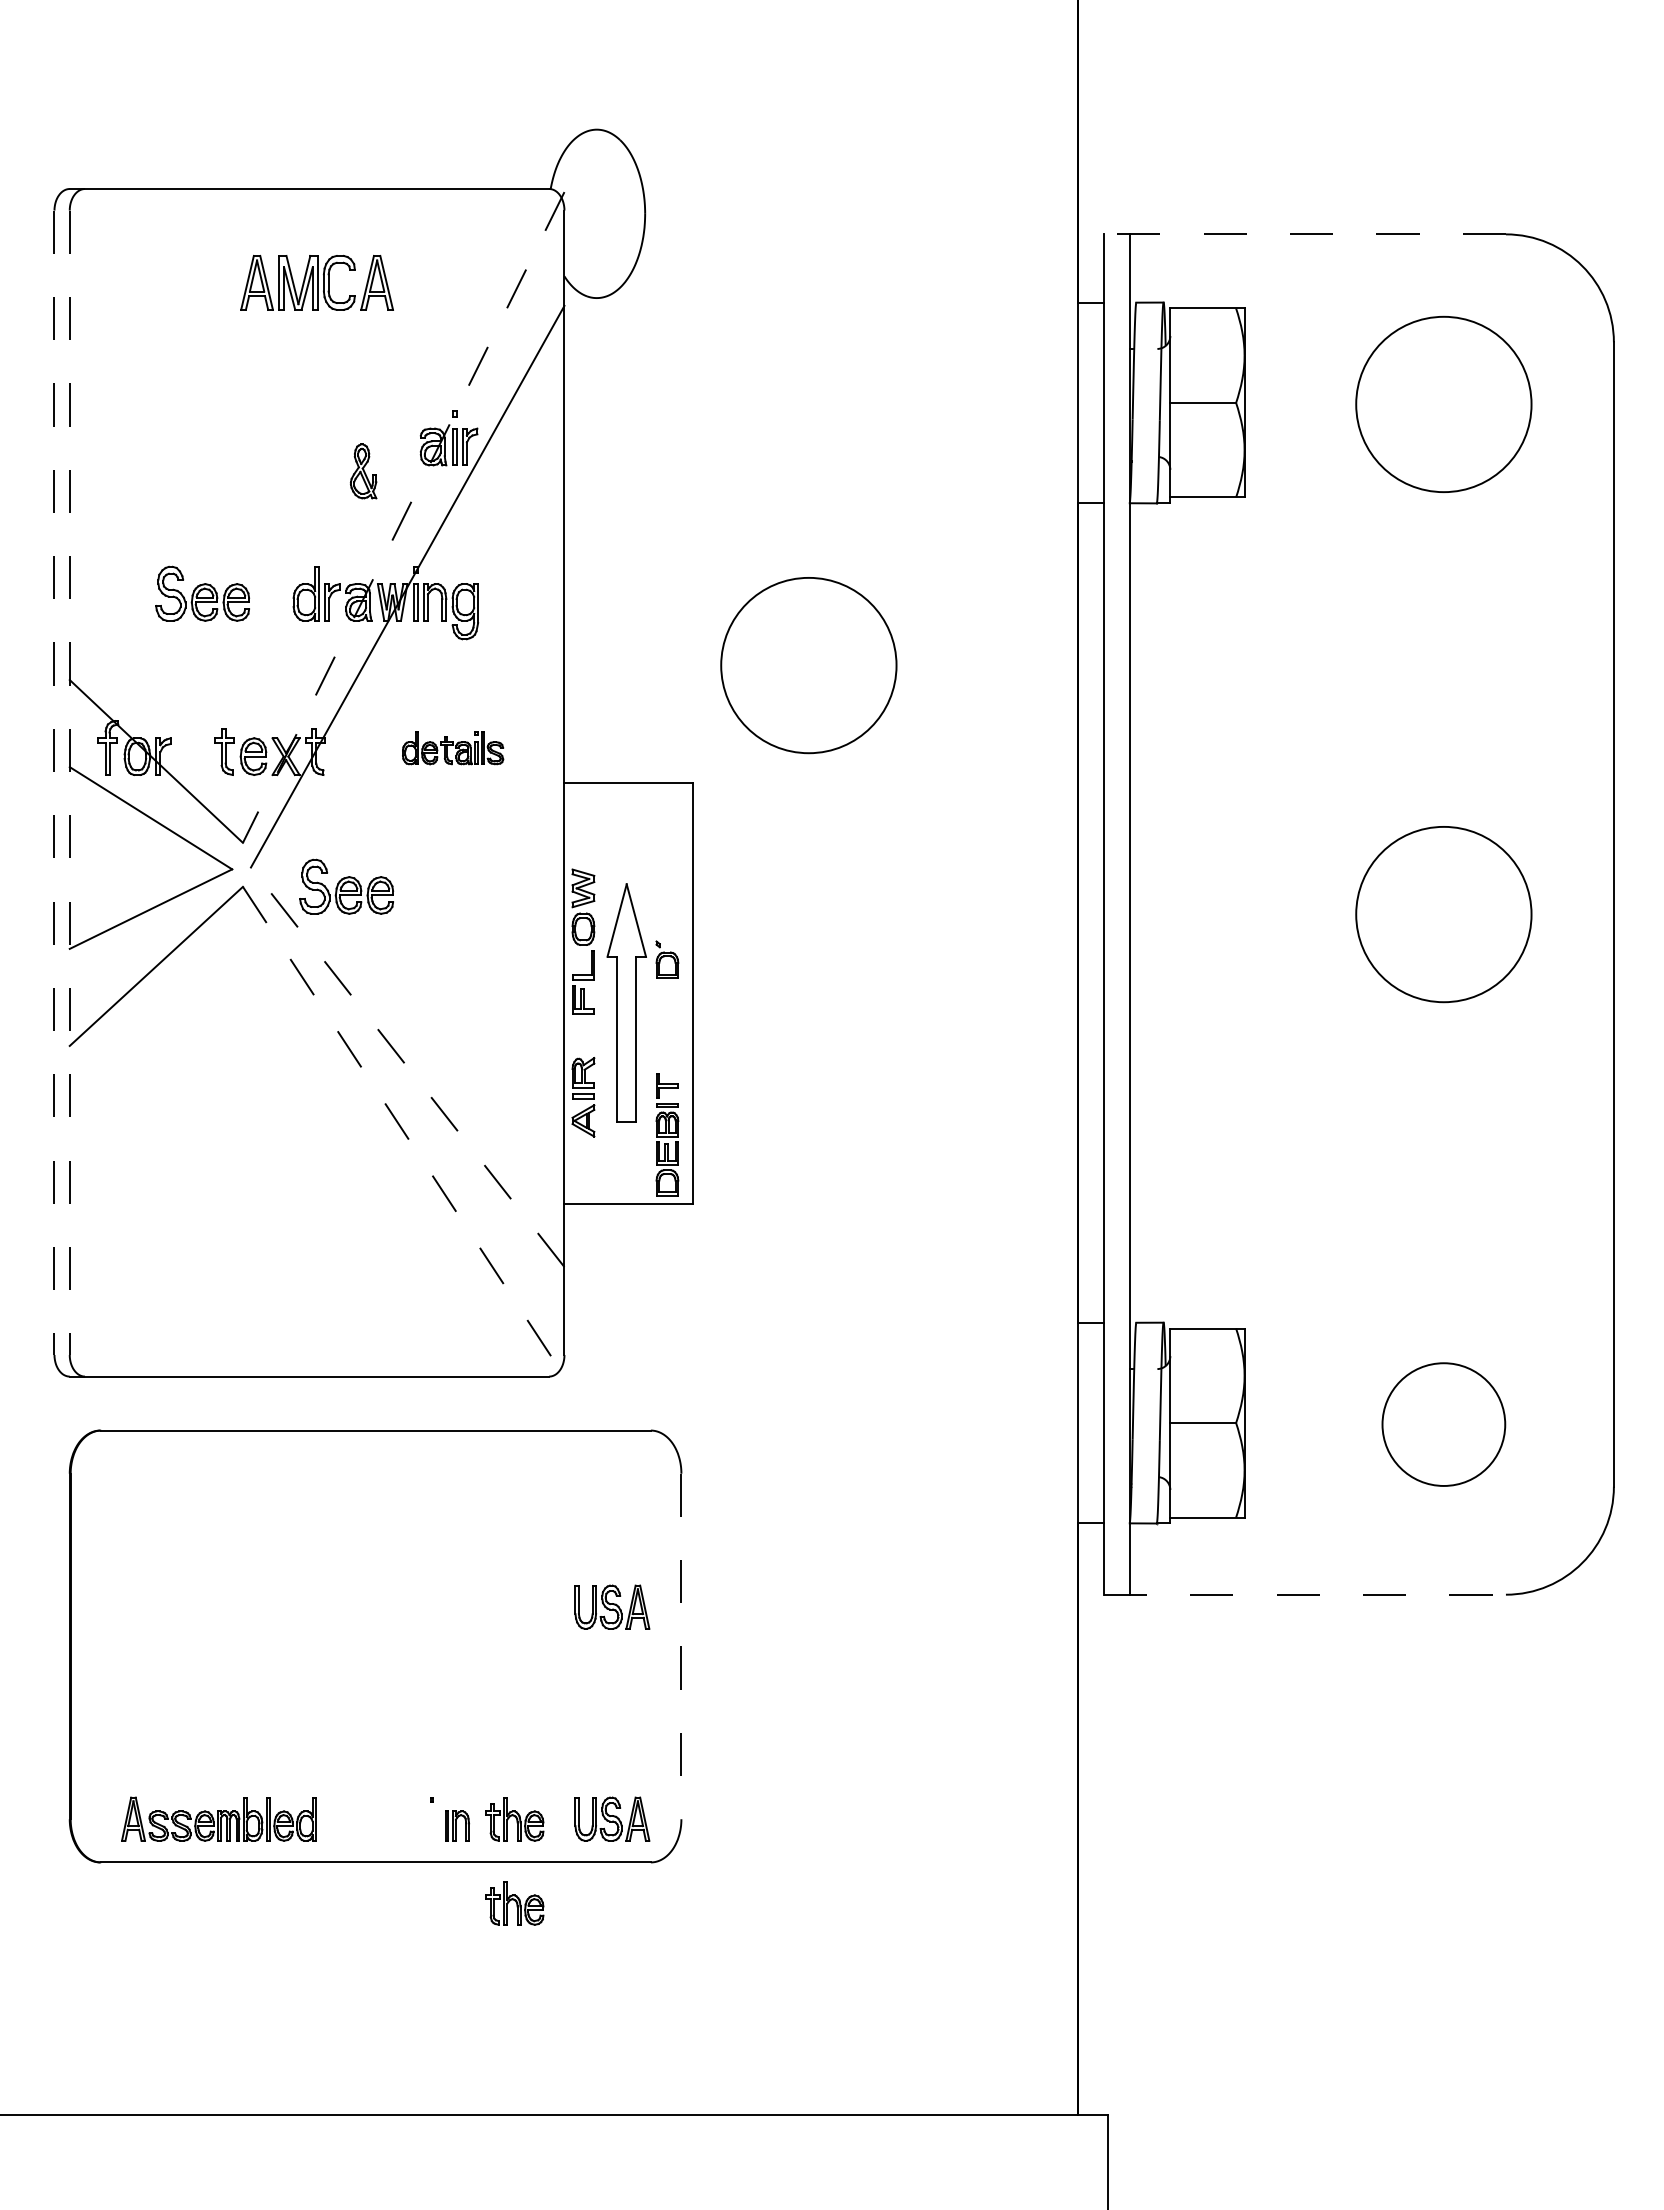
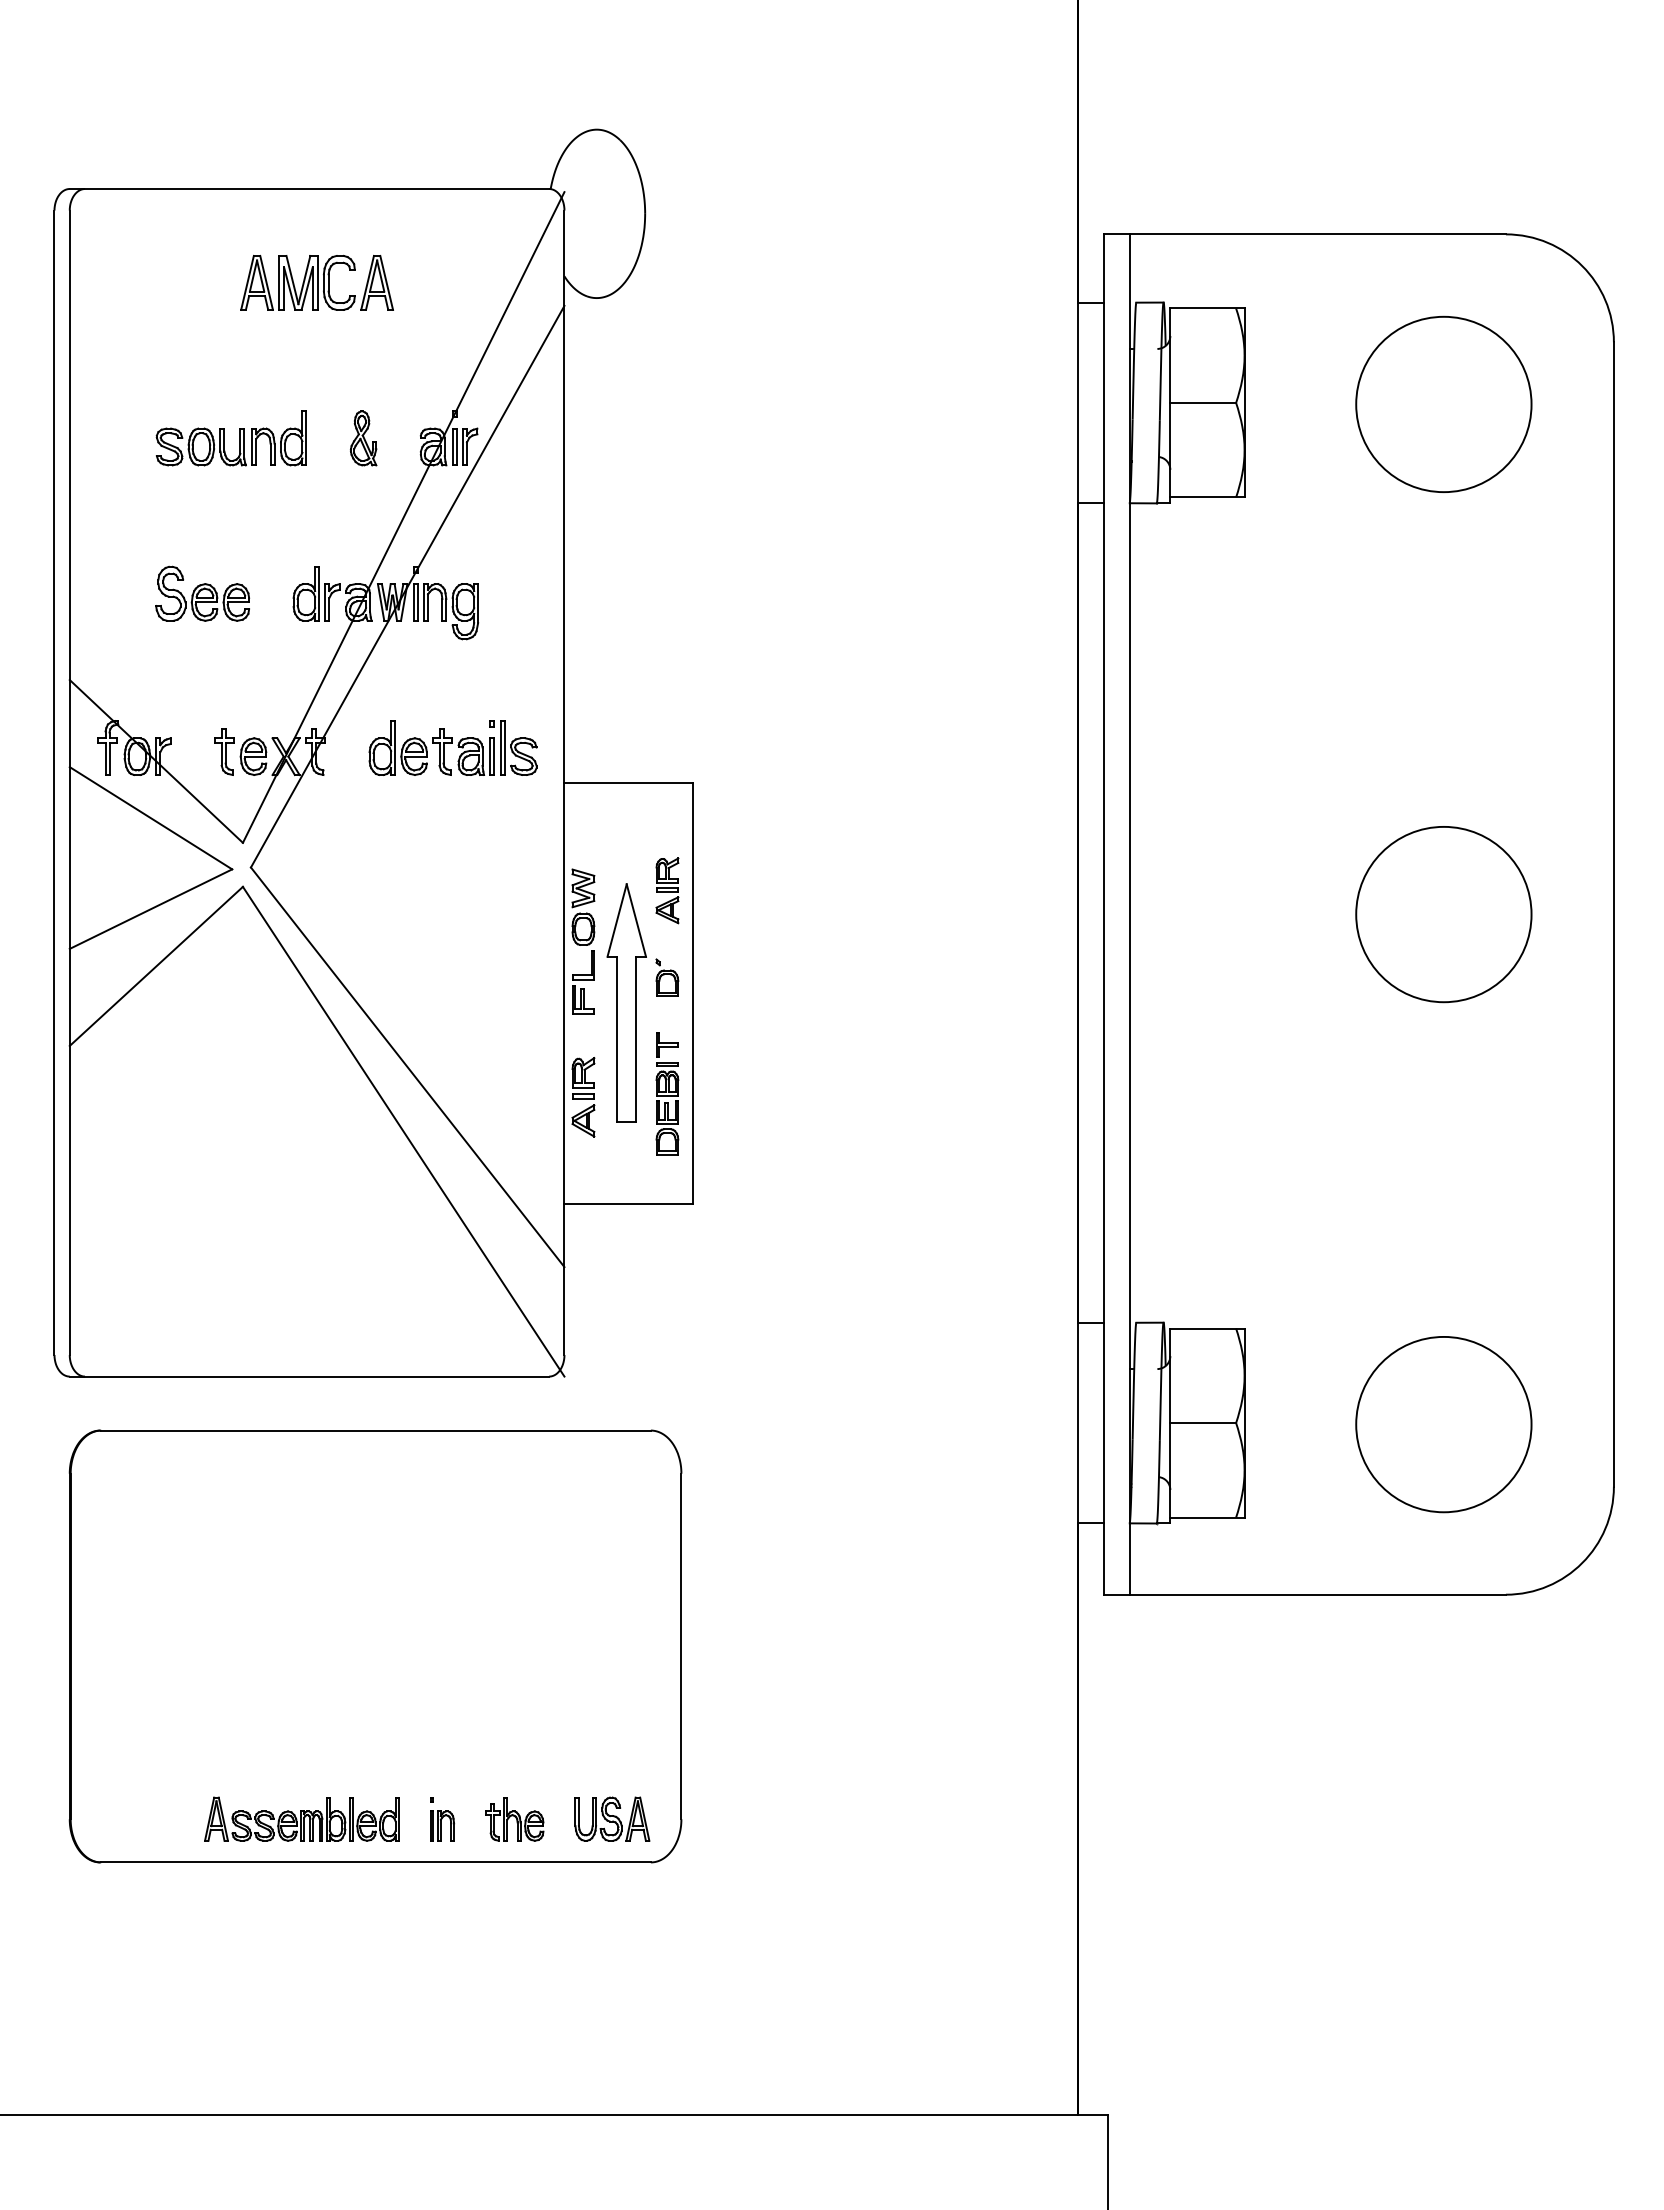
line: dashed -> solid (1304, 234)
part: none -> present (230, 438)
part position: (363, 471) -> (363, 438) (363, 438)
line: dashed -> solid (403, 517)
circle: present -> none (808, 665)
part size: 103x35 px -> 170x56 px (452, 747)
line: dashed -> solid (54, 783)
line: dashed -> solid (69, 783)
part: present -> none (346, 886)
part: none -> present (667, 890)
part position: (667, 959) -> (667, 977) (667, 977)
line: dashed -> solid (407, 1067)
line: dashed -> solid (403, 1131)
part position: (667, 1134) -> (667, 1093) (667, 1093)
circle diameter: 123 px -> 175 px (1443, 1424)
line: dashed -> solid (1305, 1594)
part: present -> none (612, 1606)
line: dashed -> solid (681, 1646)
part position: (218, 1818) -> (301, 1818) (301, 1818)
part position: (457, 1825) -> (442, 1825) (442, 1825)
part: present -> none (514, 1903)
